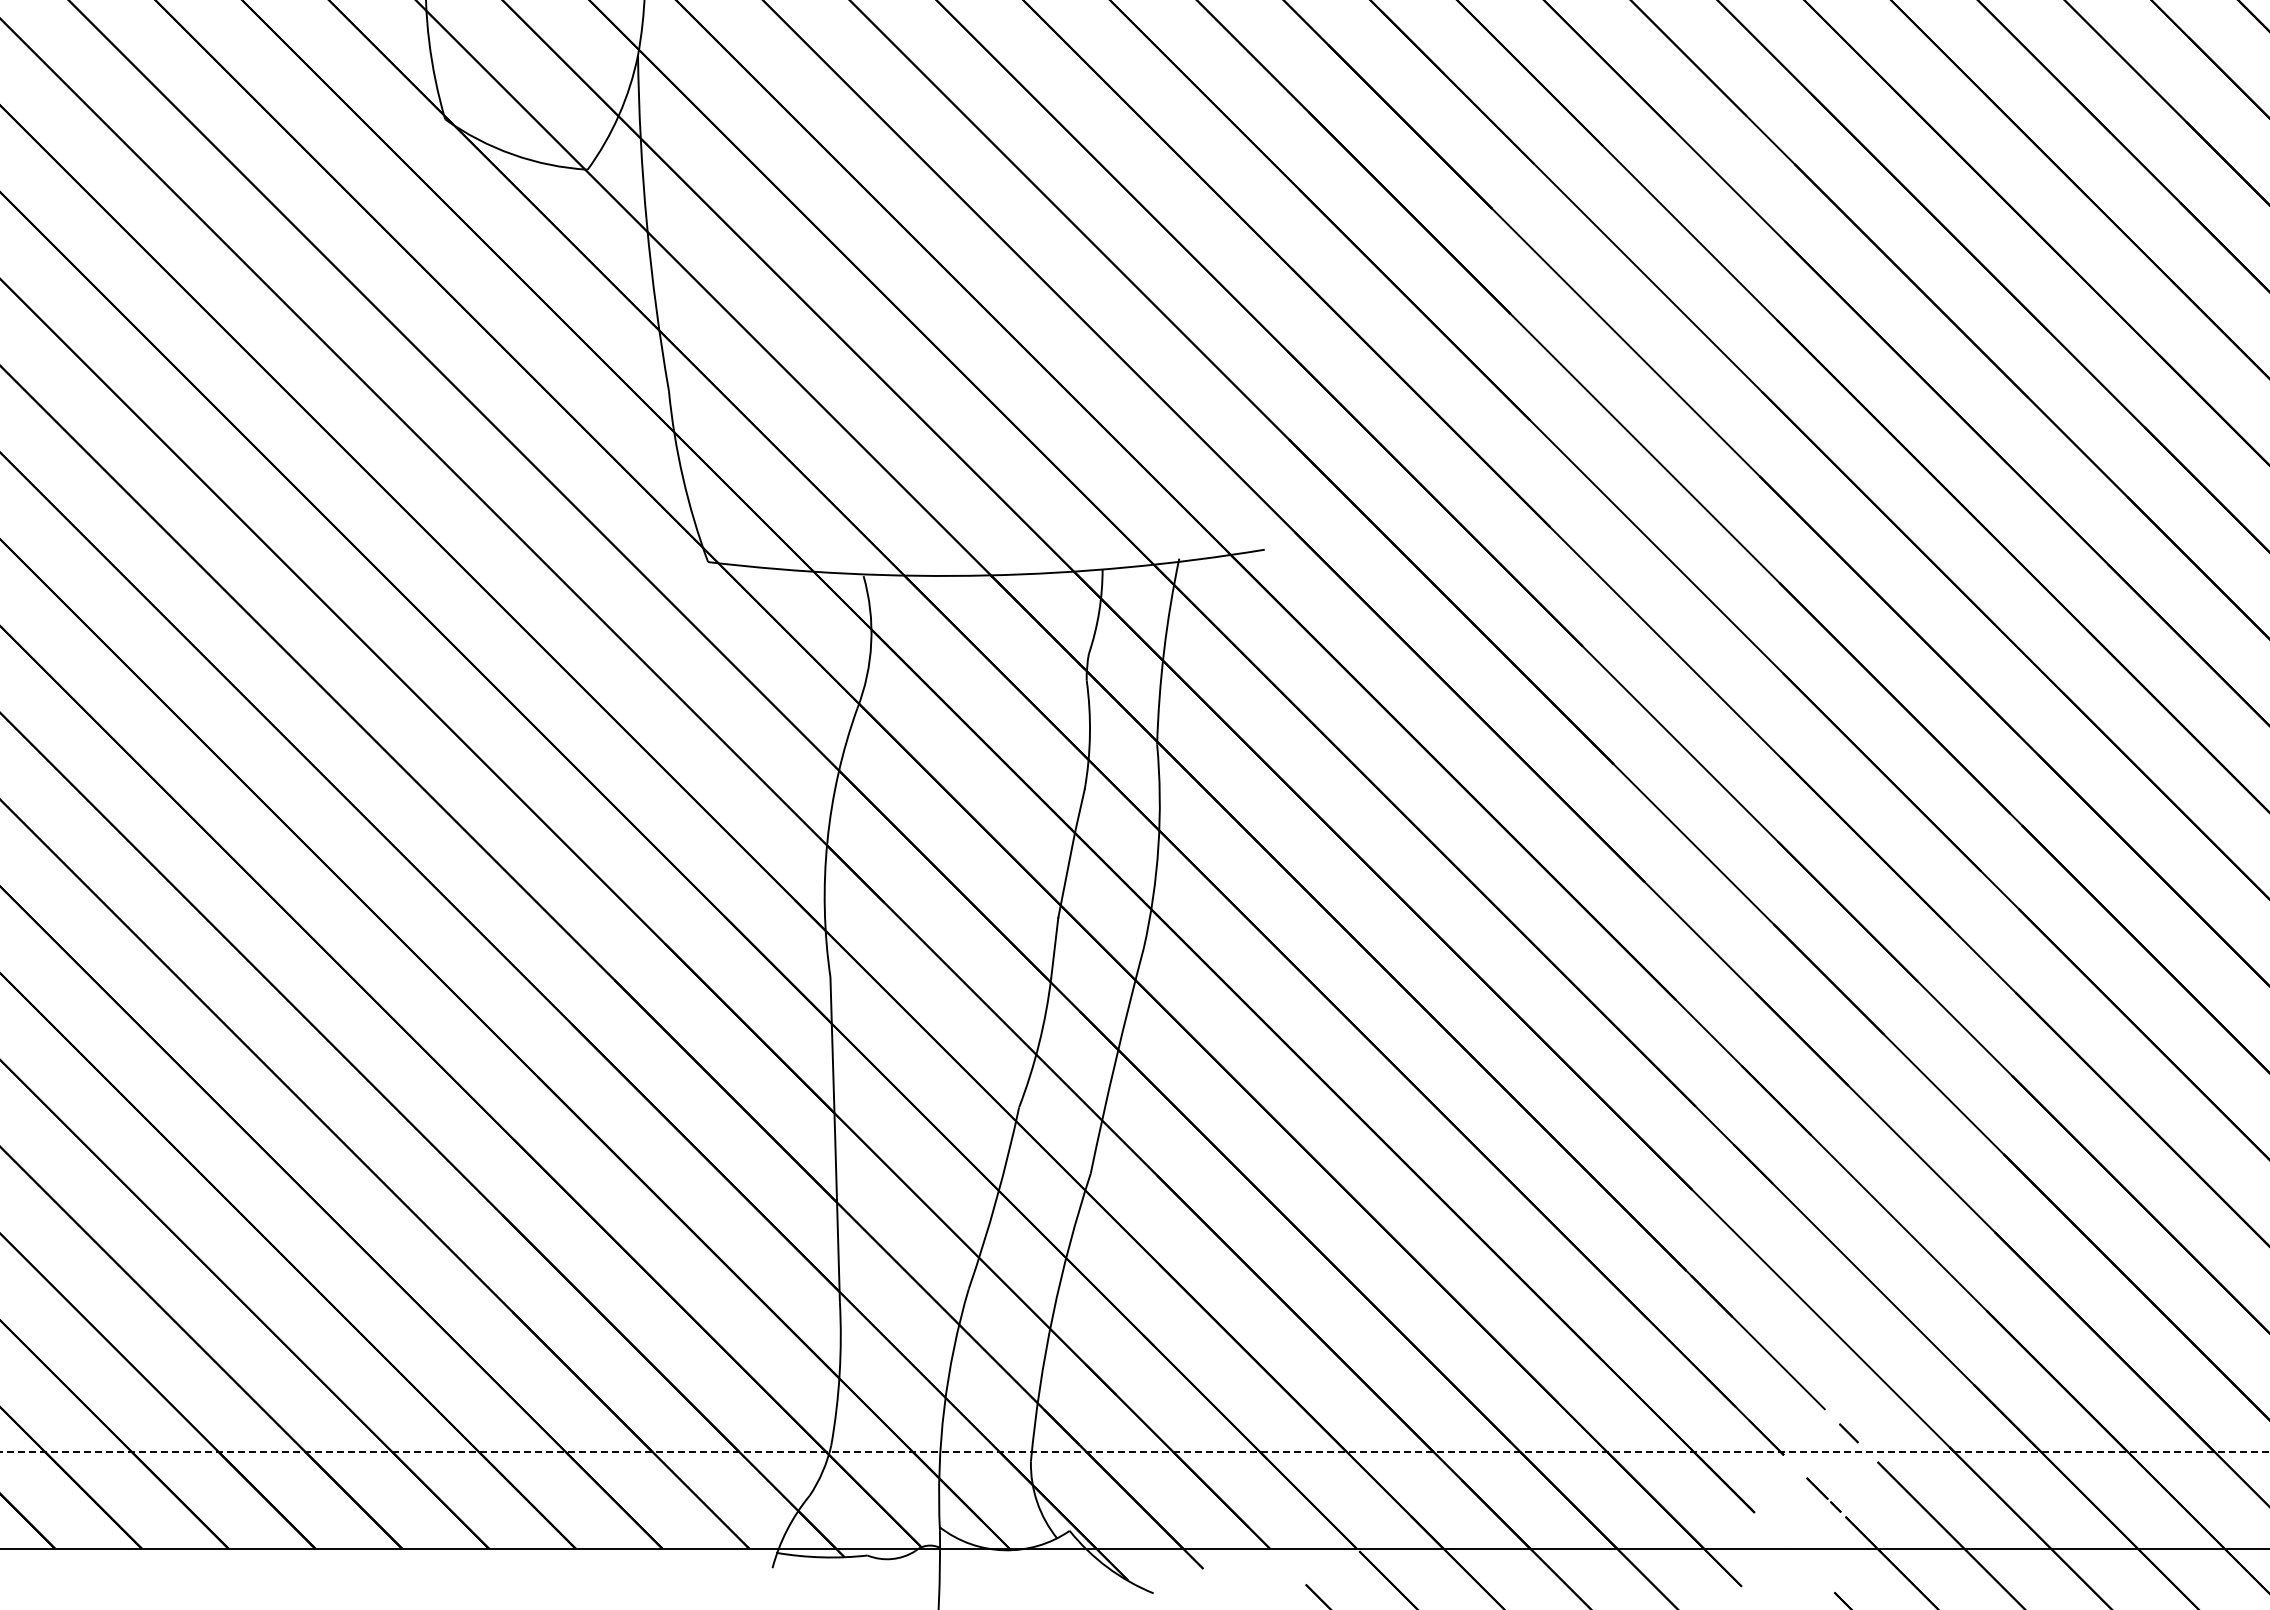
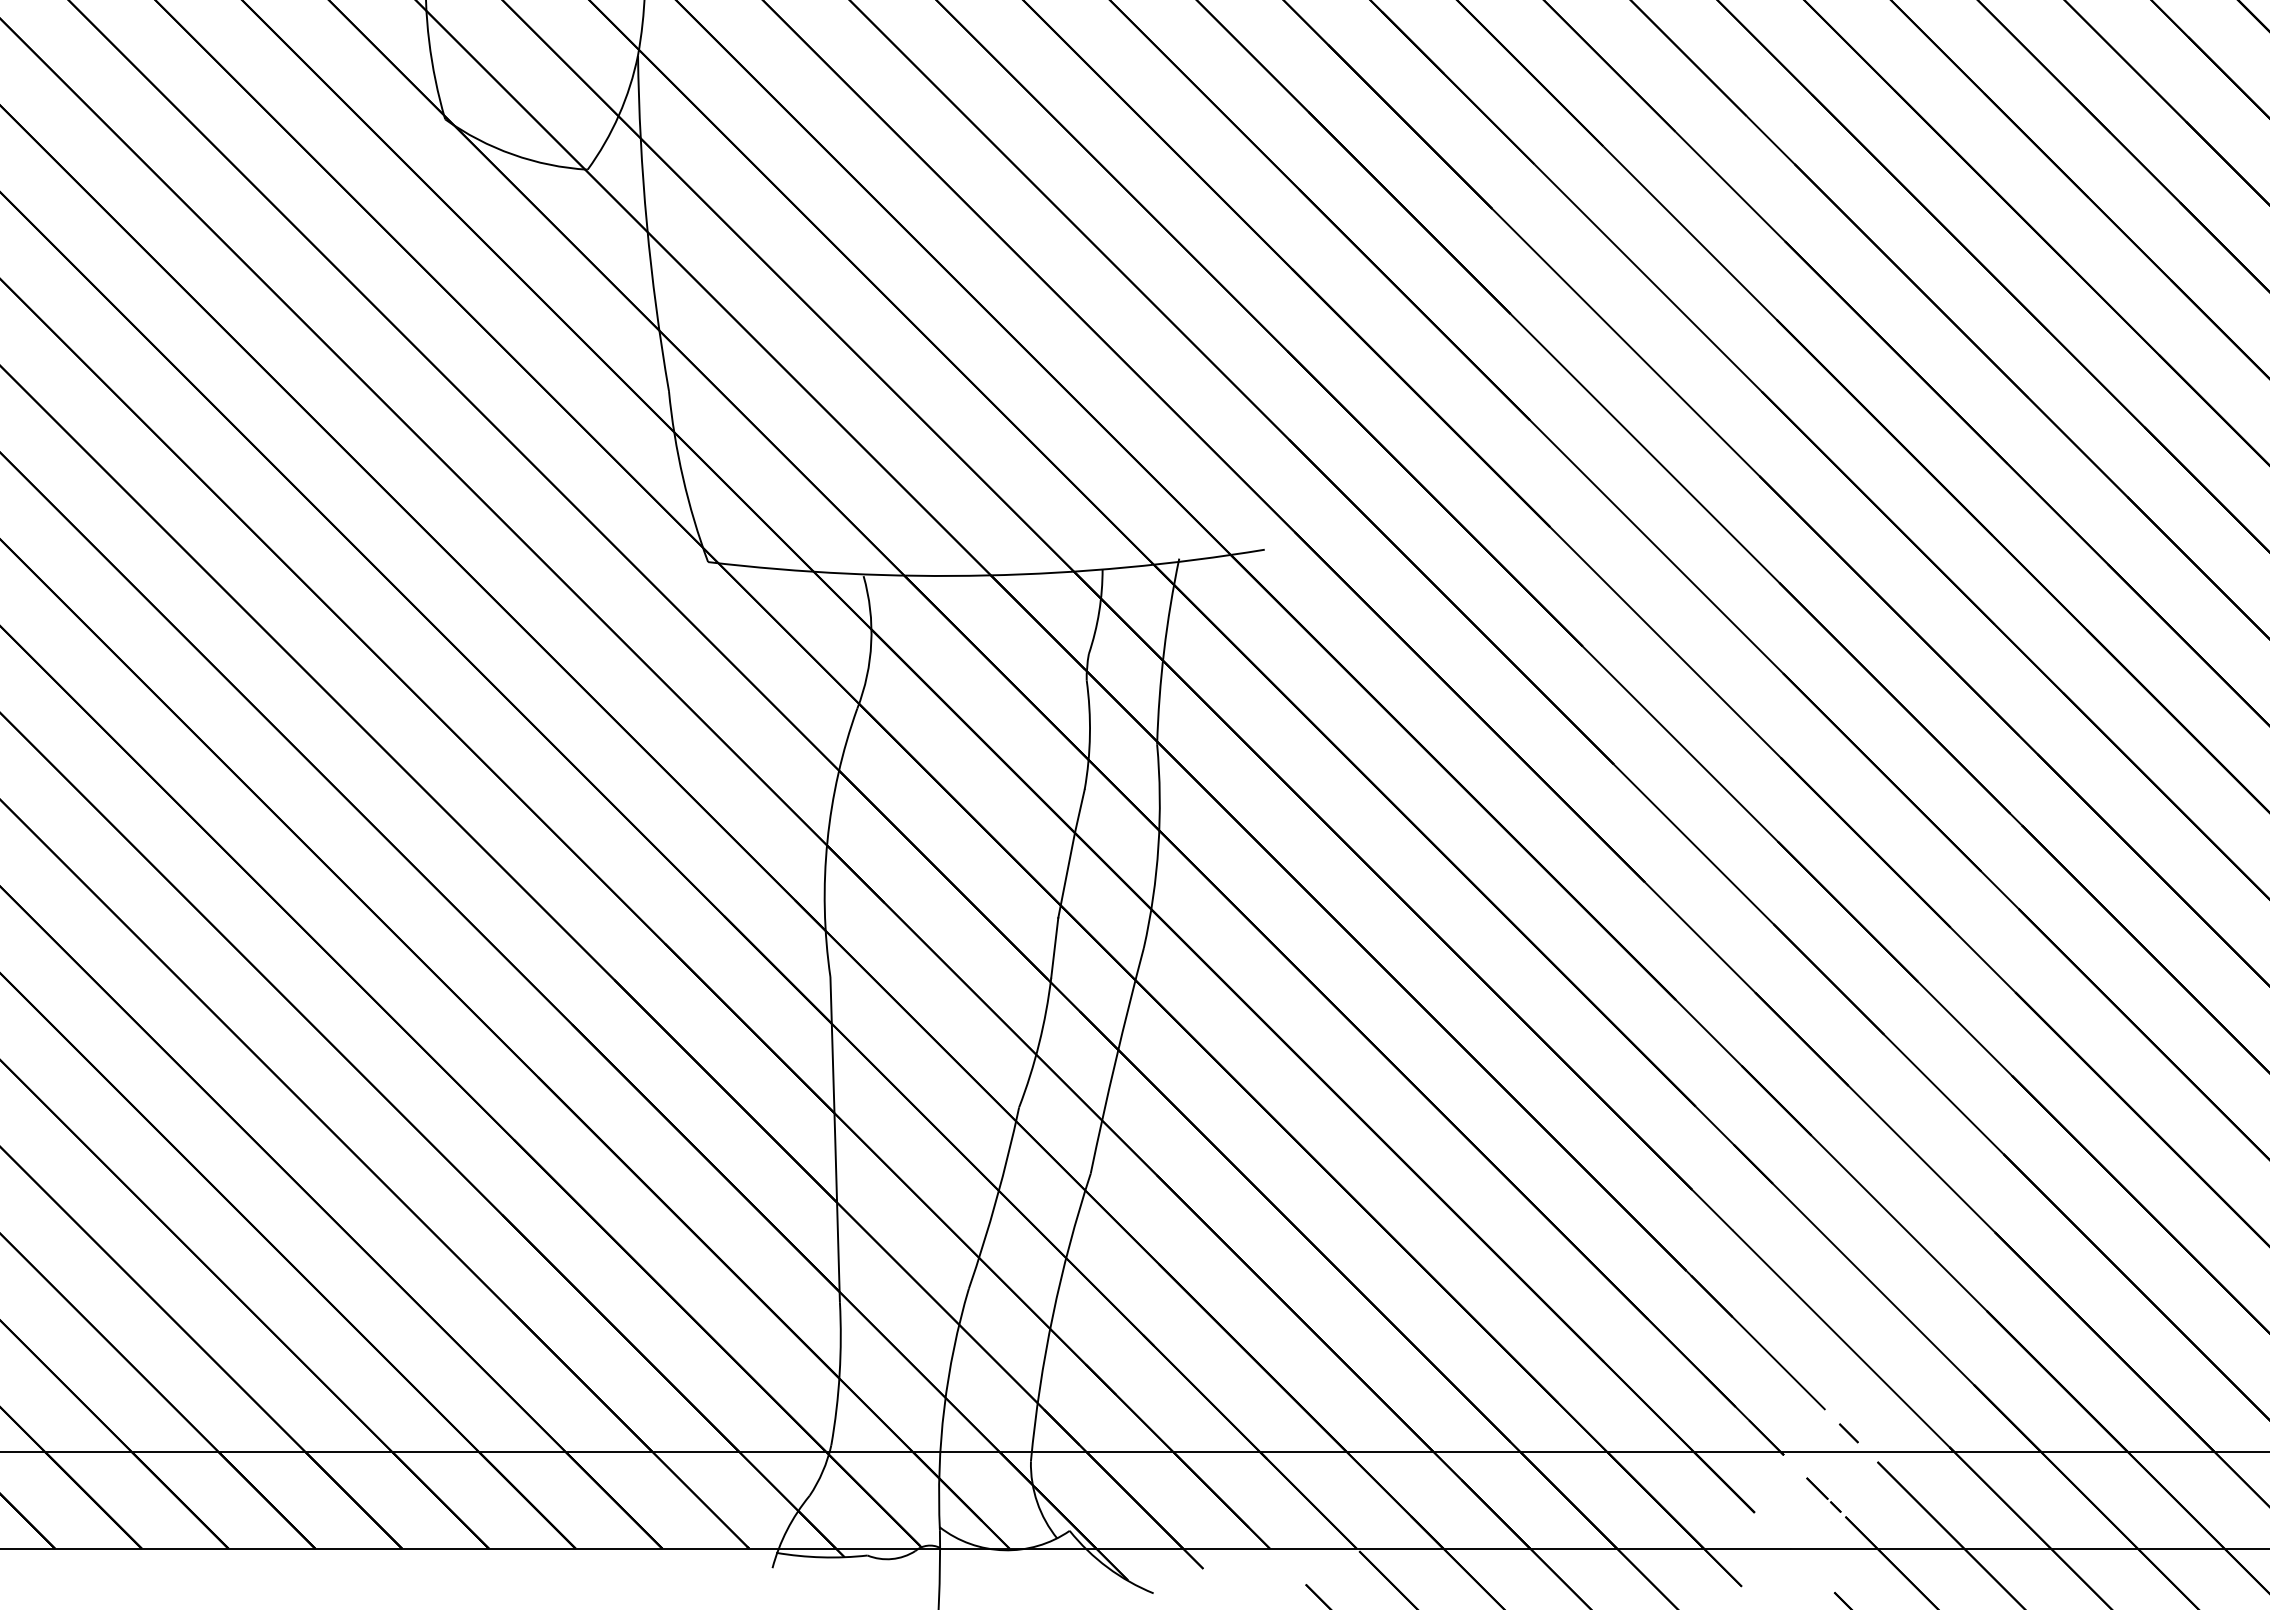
line: dashed -> solid (1134, 1452)
